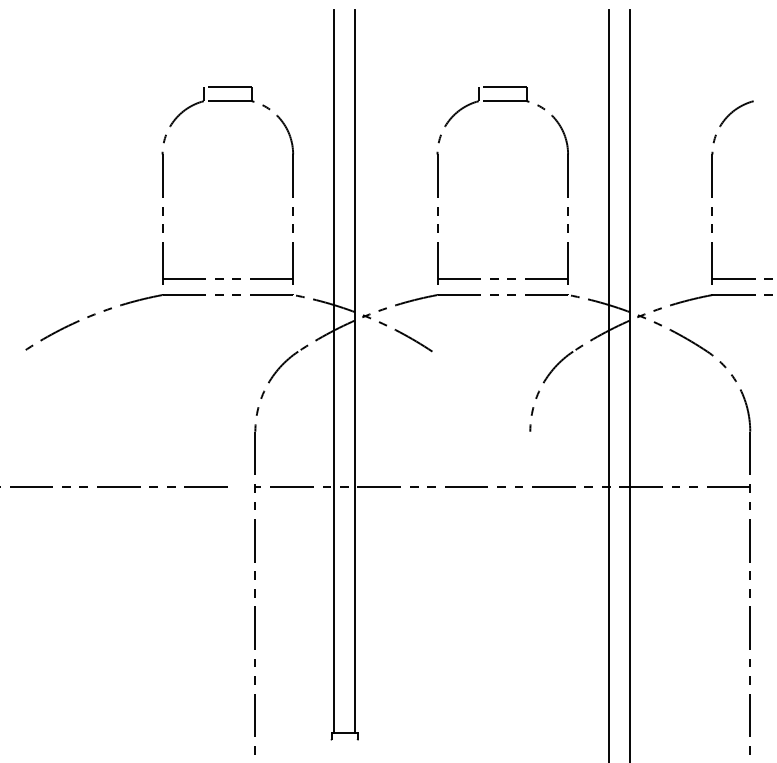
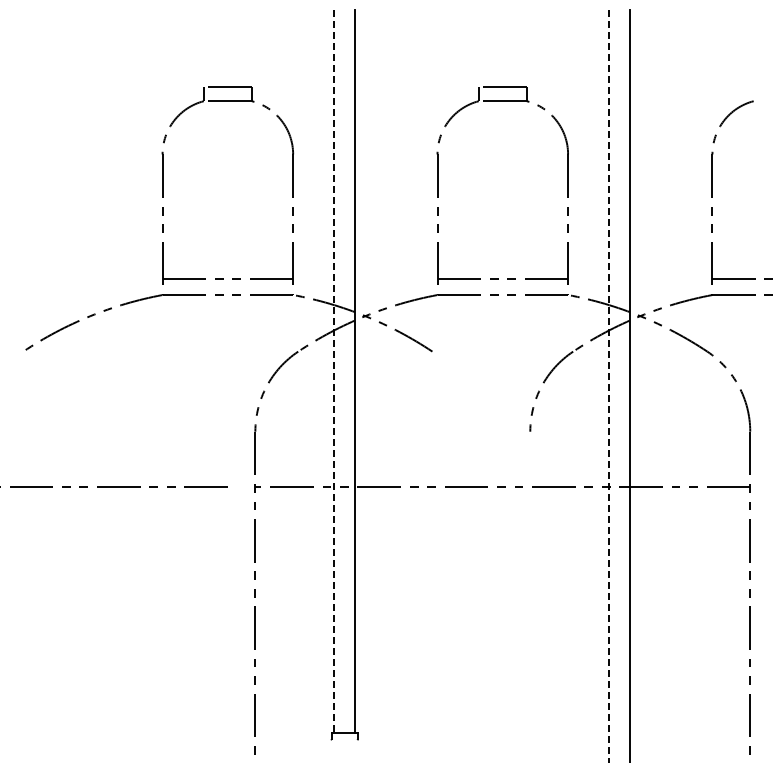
line: solid -> dashed (334, 371)
line: solid -> dashed (609, 386)
